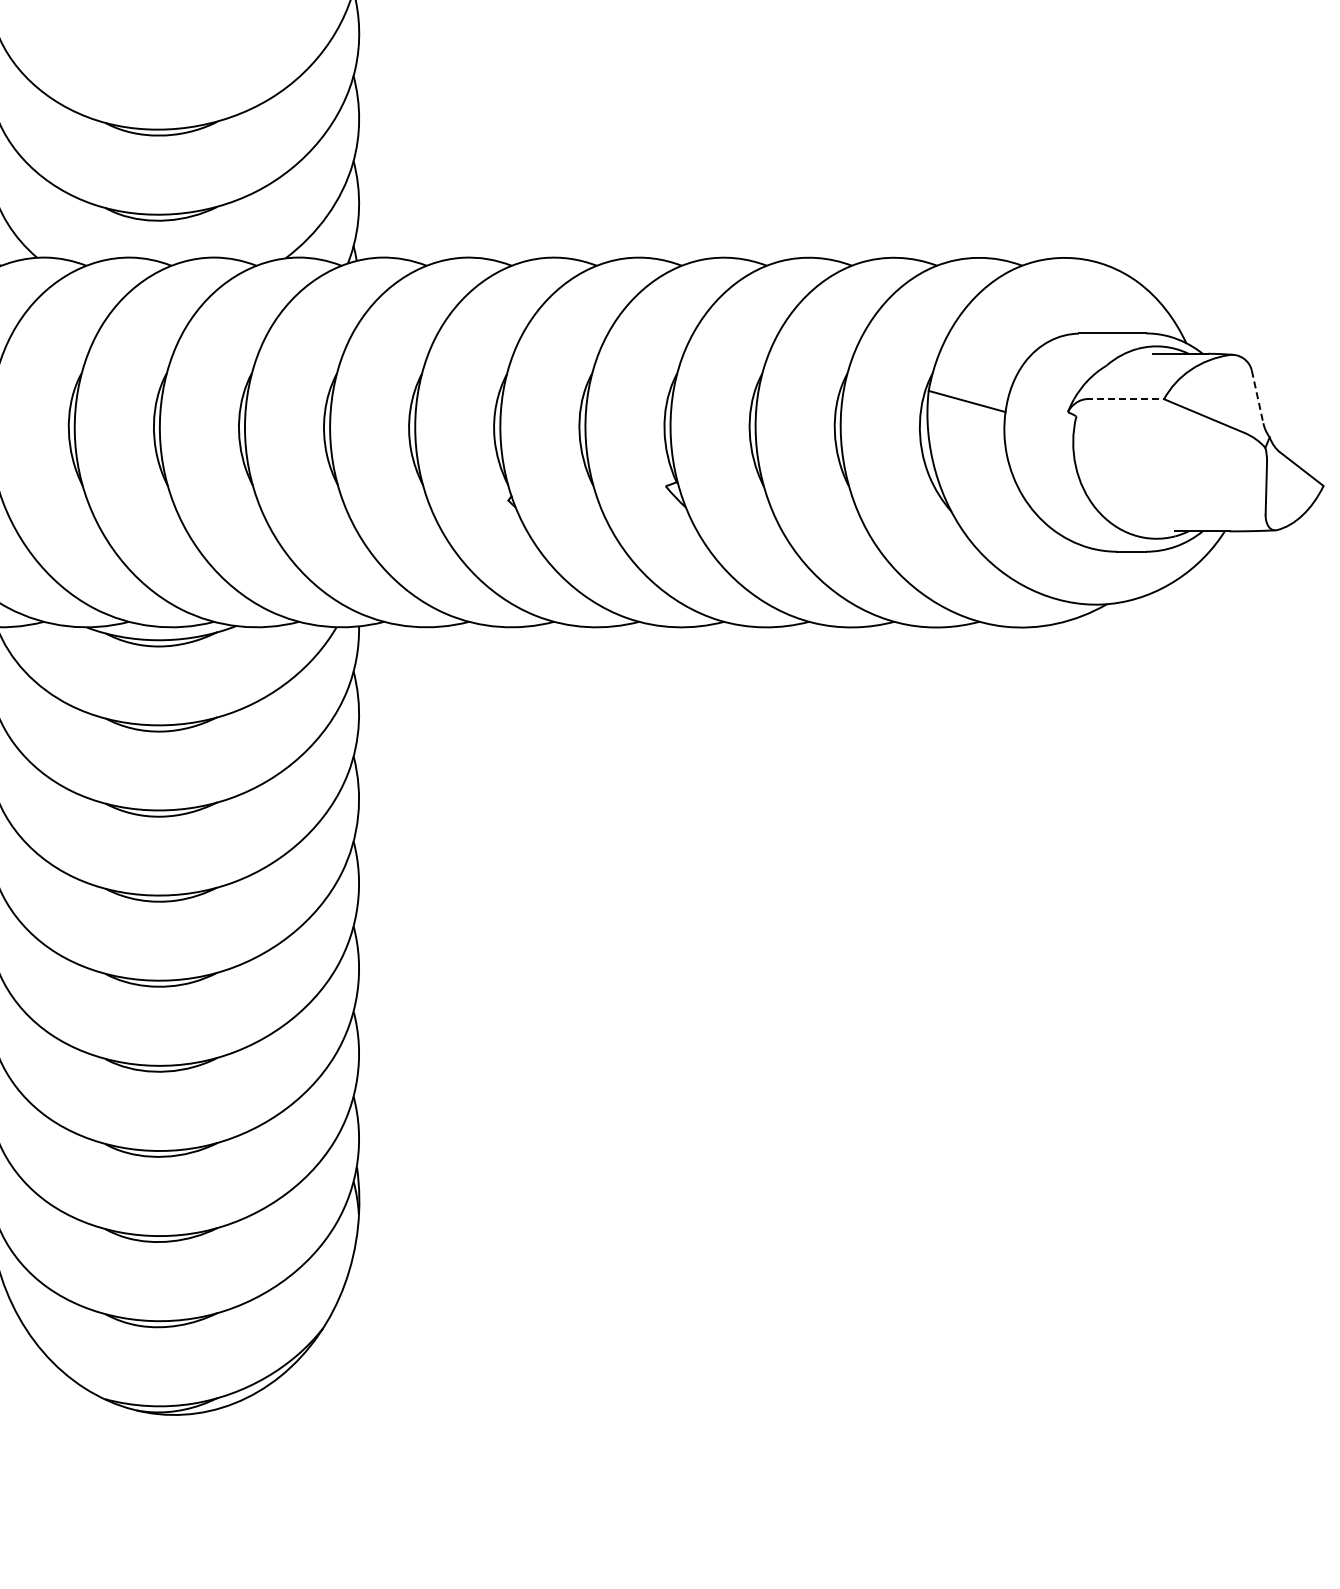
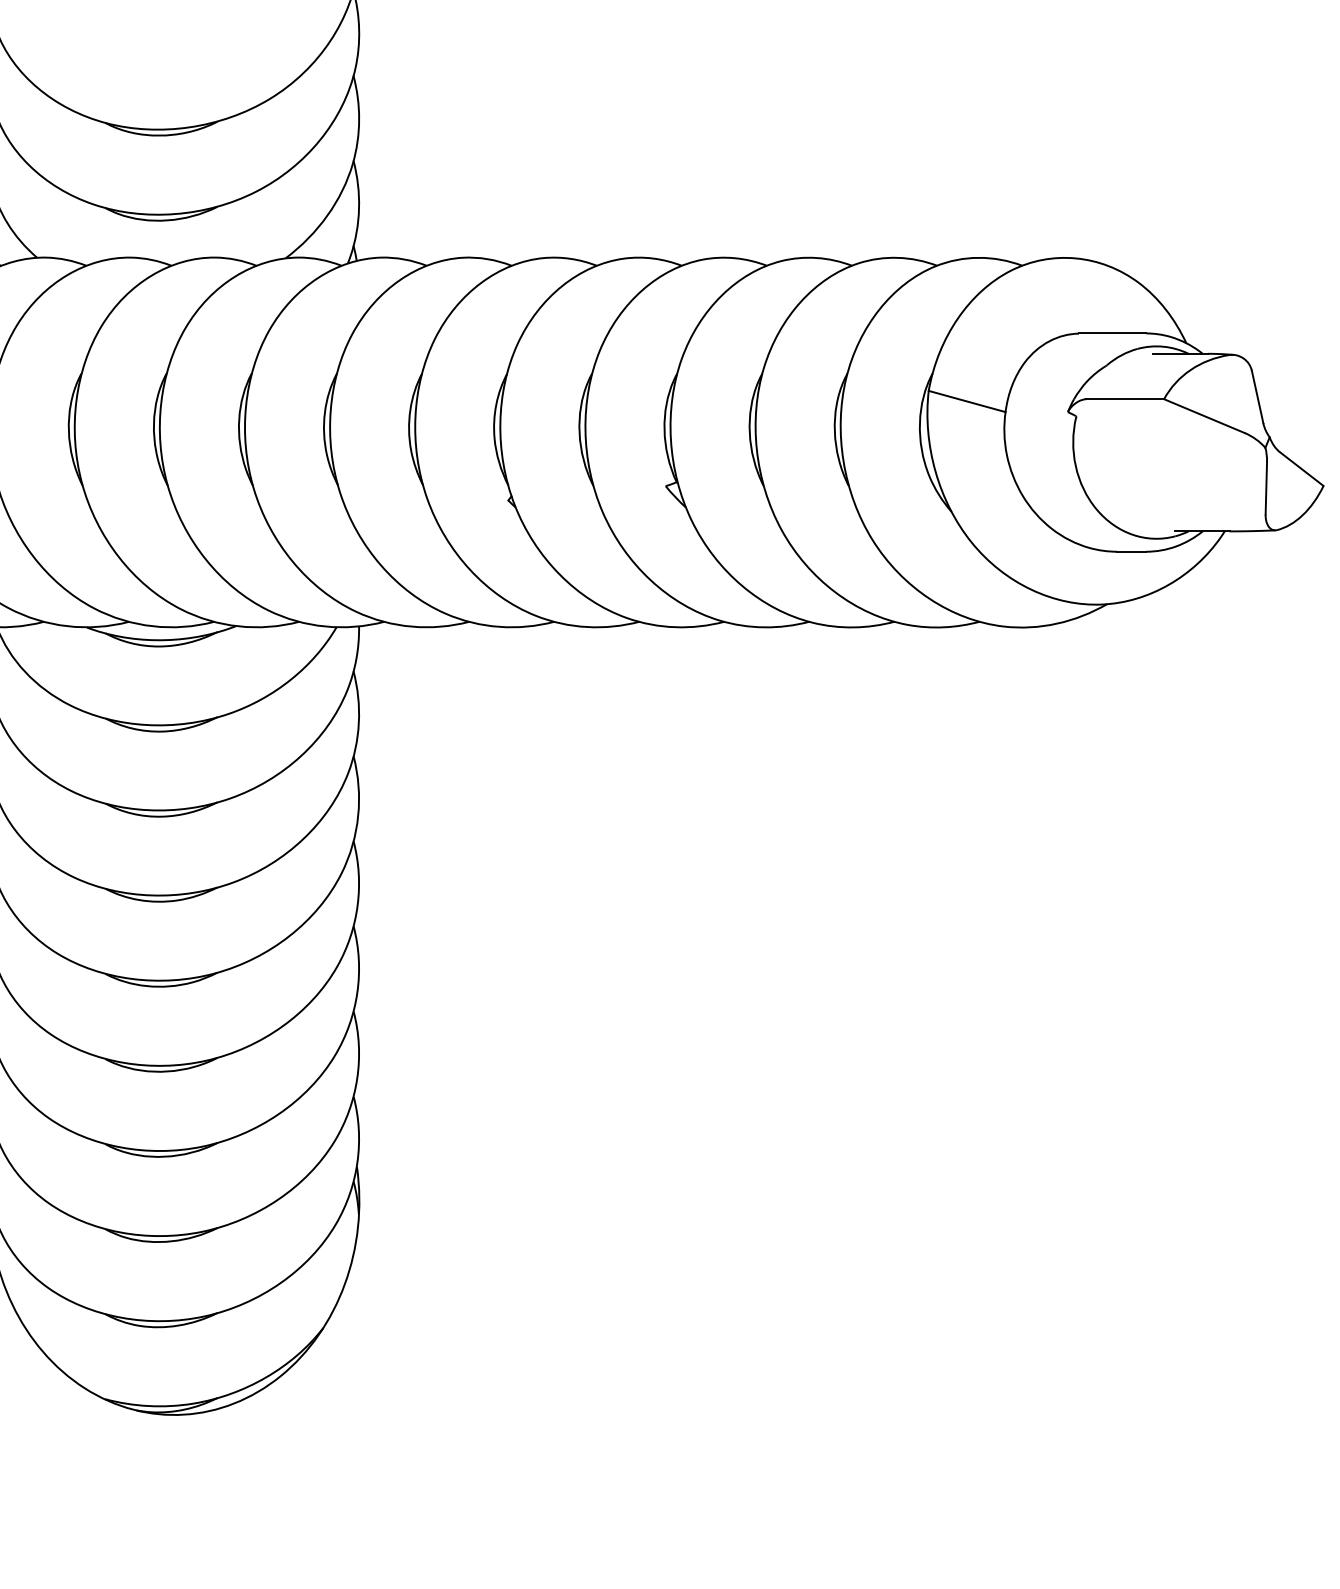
line: dashed -> solid (1257, 396)
line: dashed -> solid (1125, 399)
